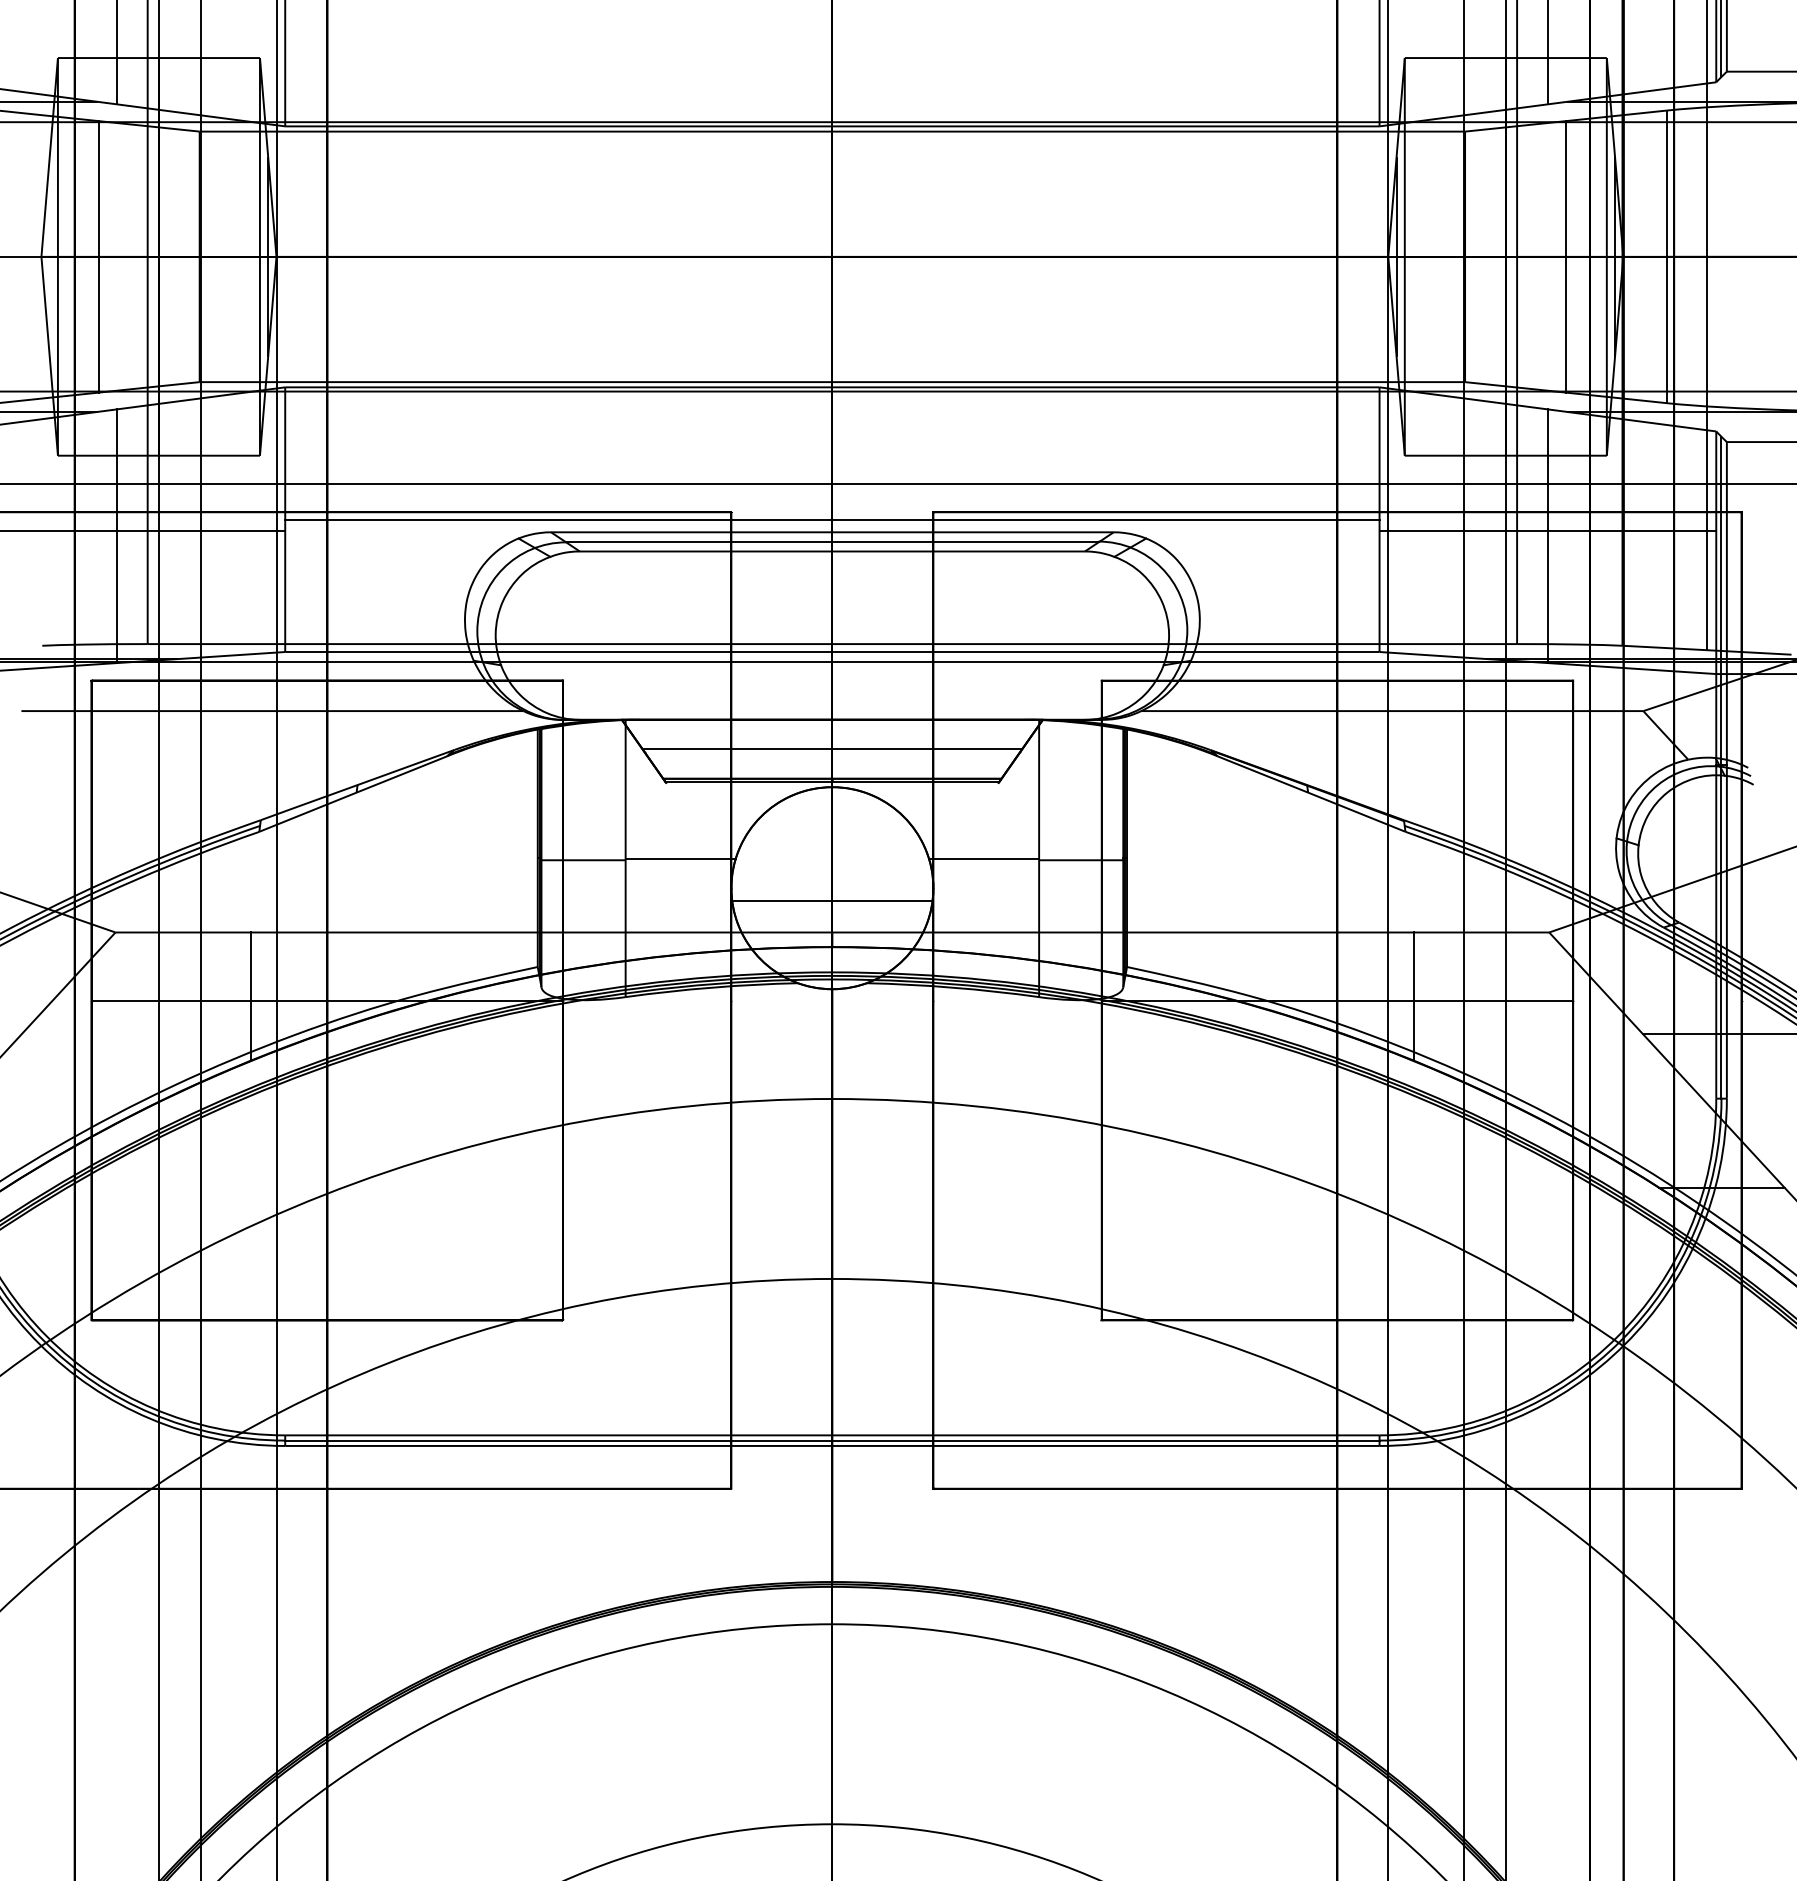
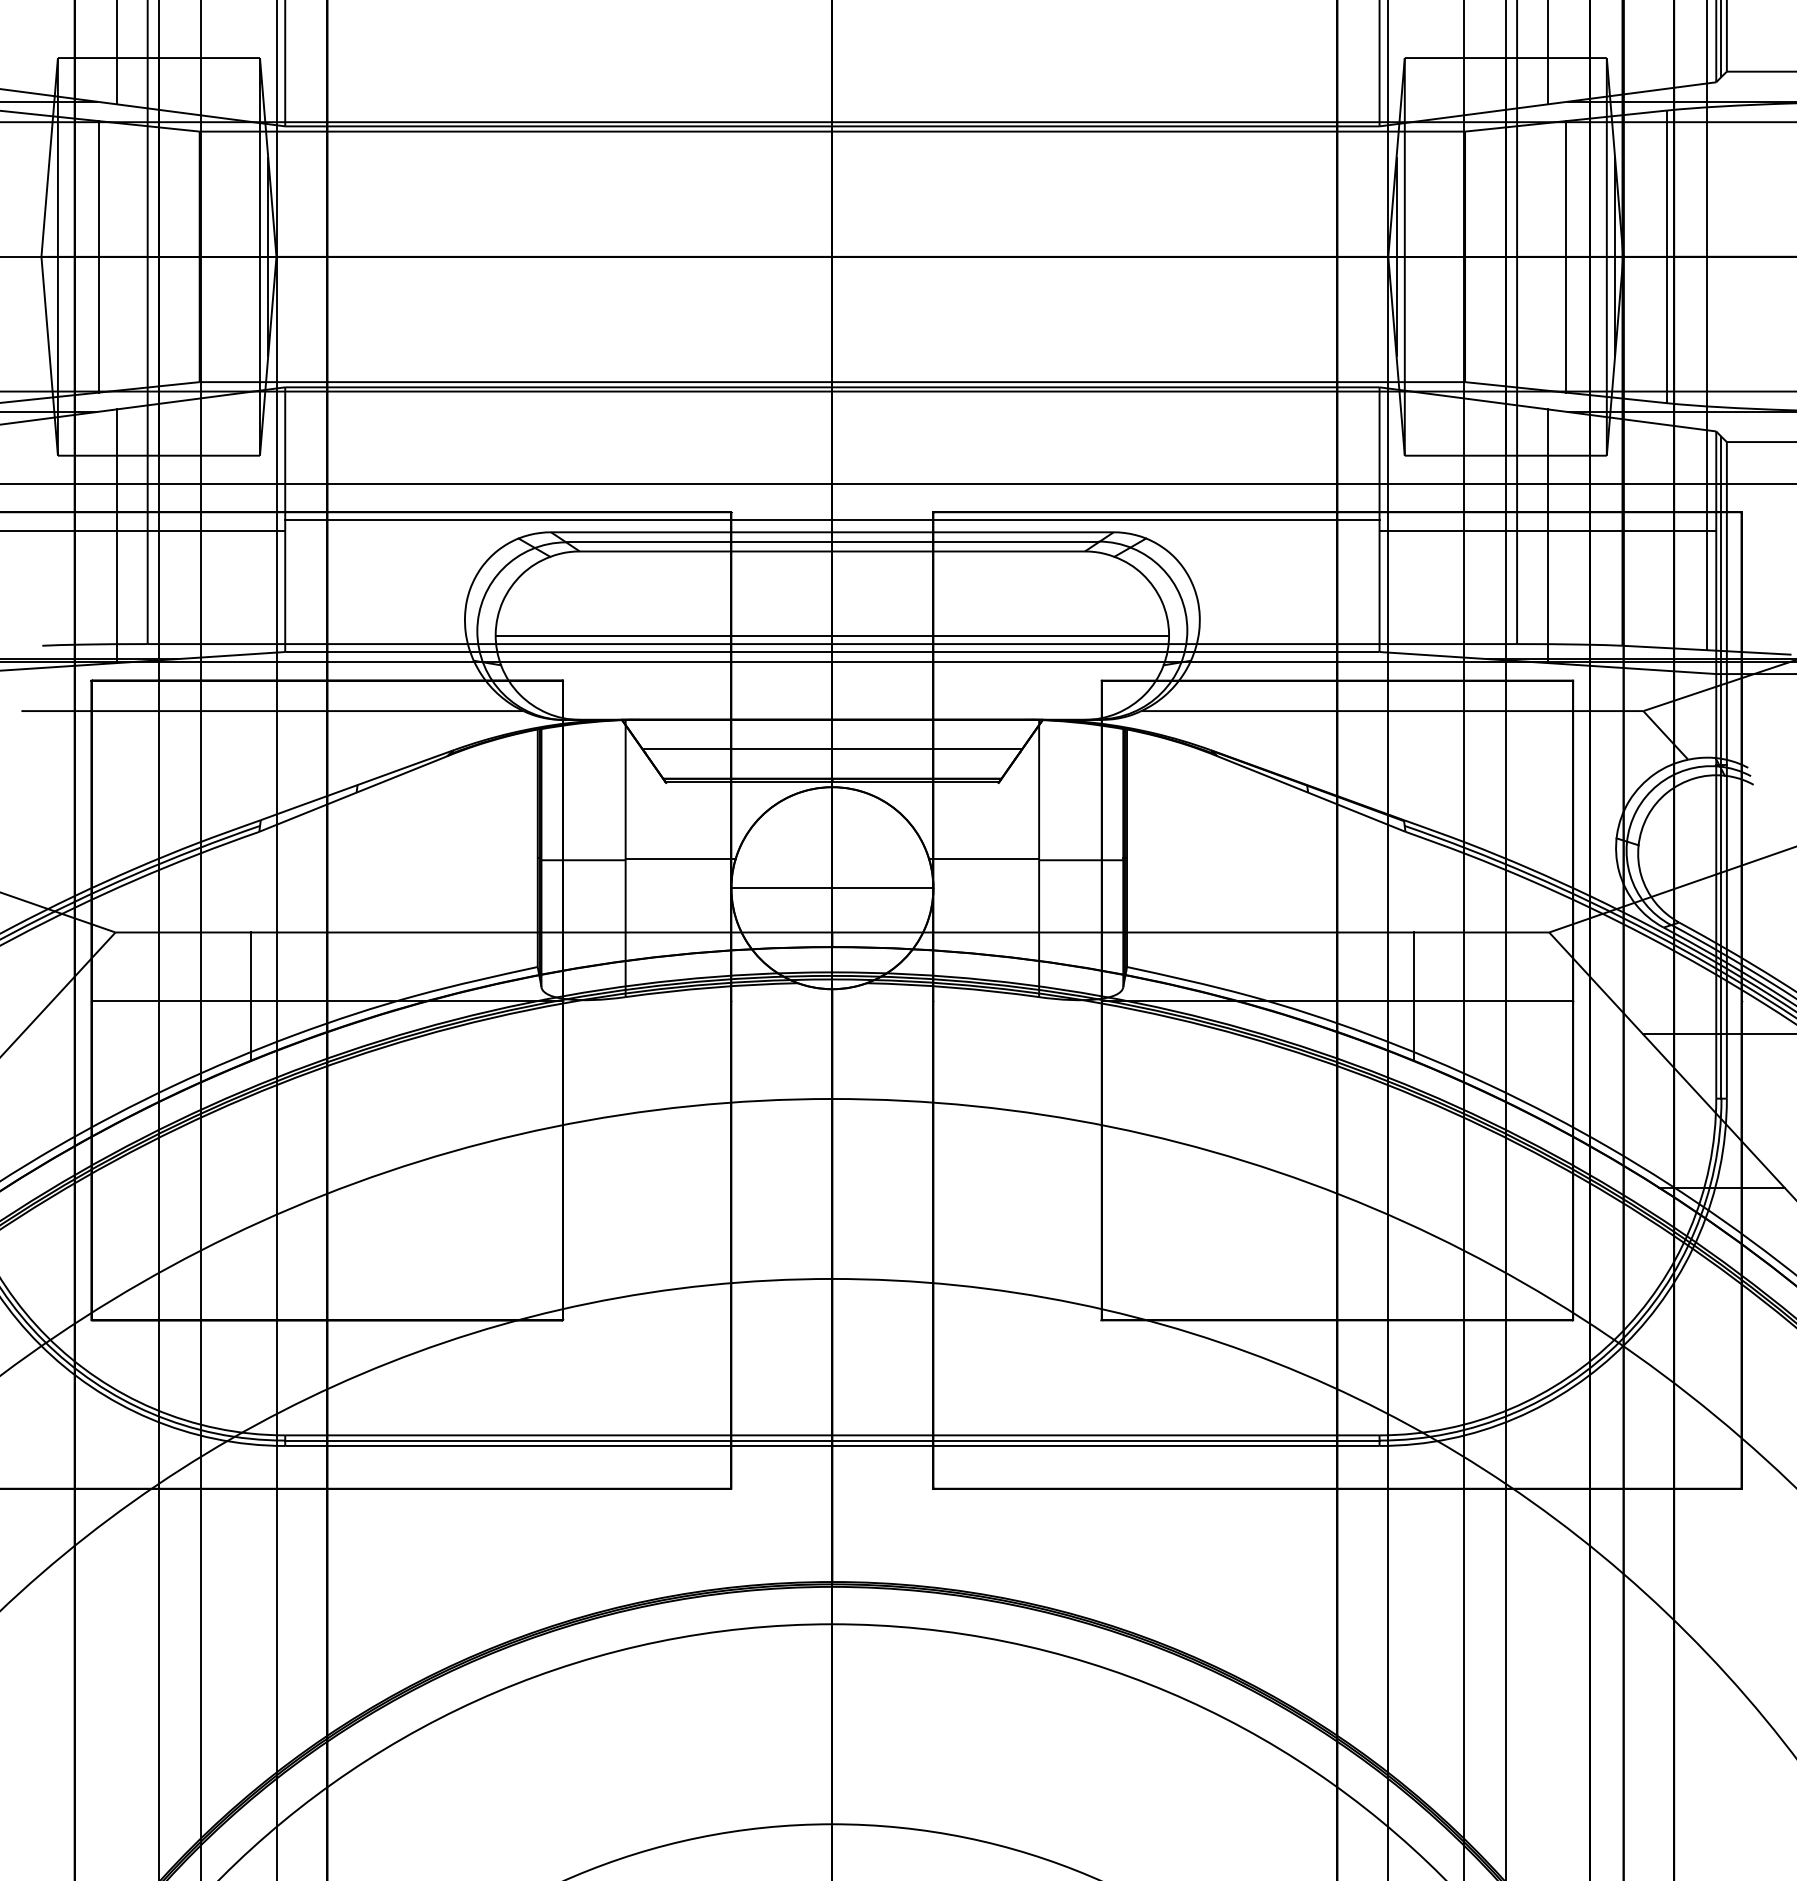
line: none -> present (832, 635)
line position: (832, 901) -> (832, 888) (832, 888)
